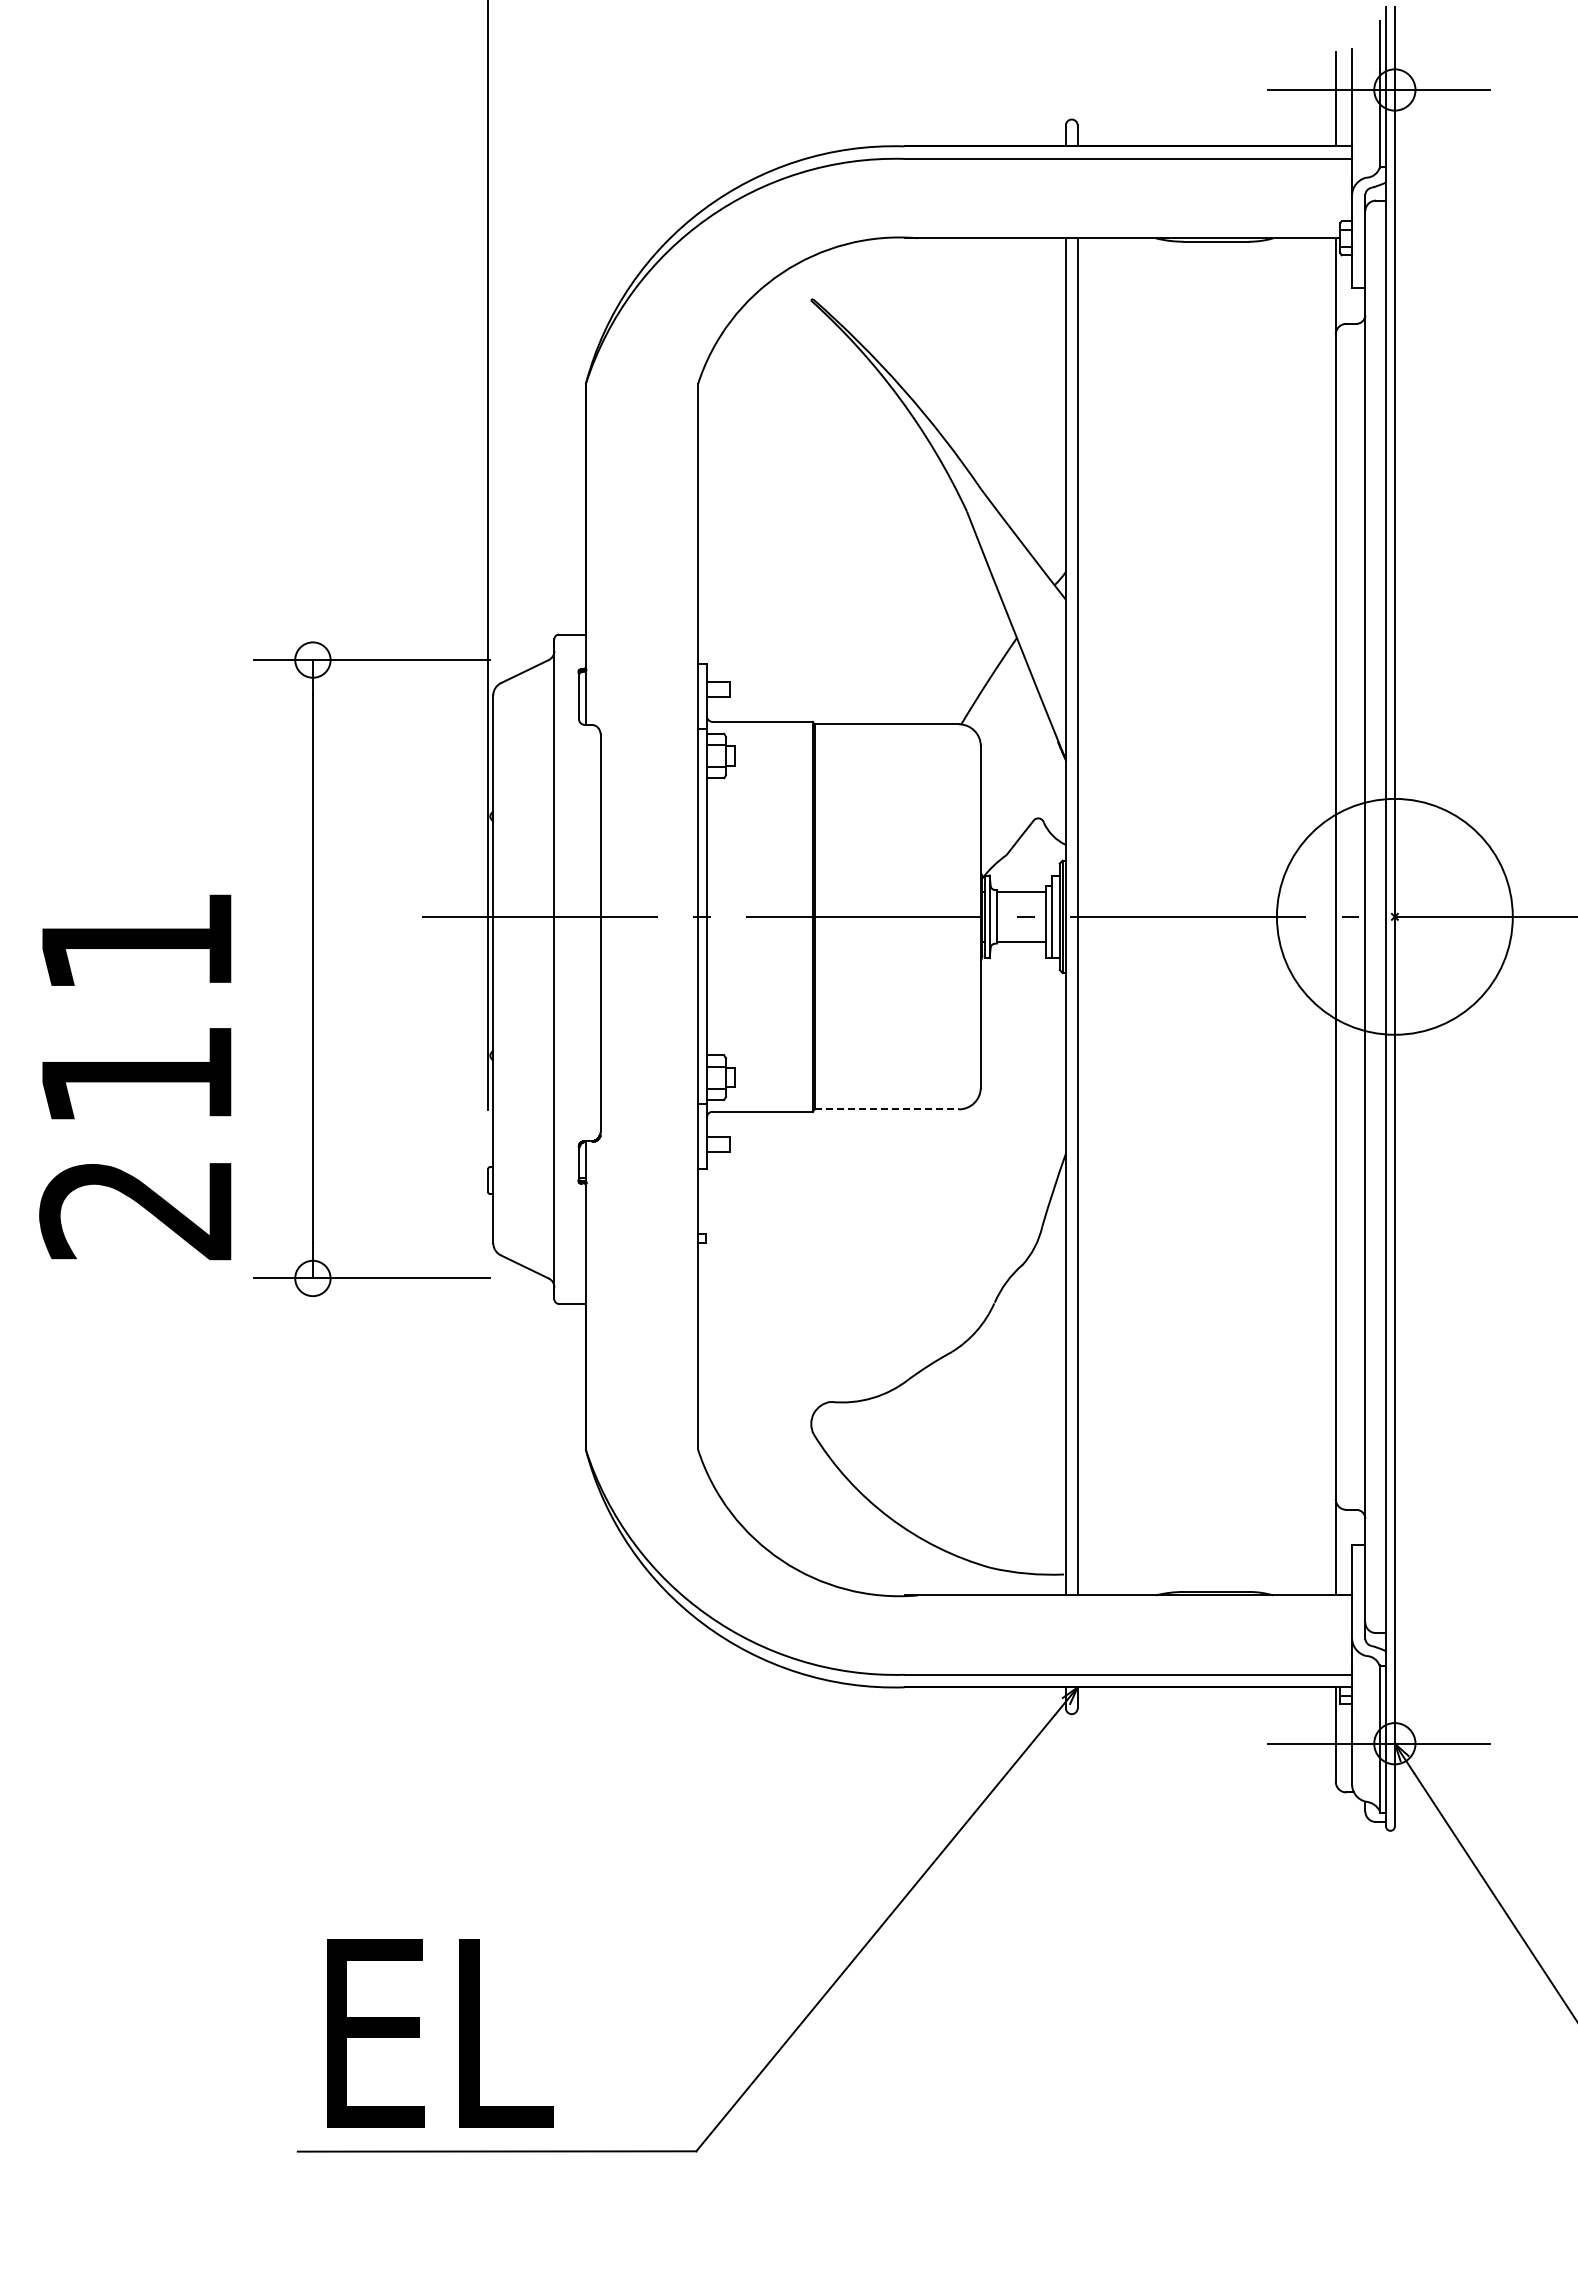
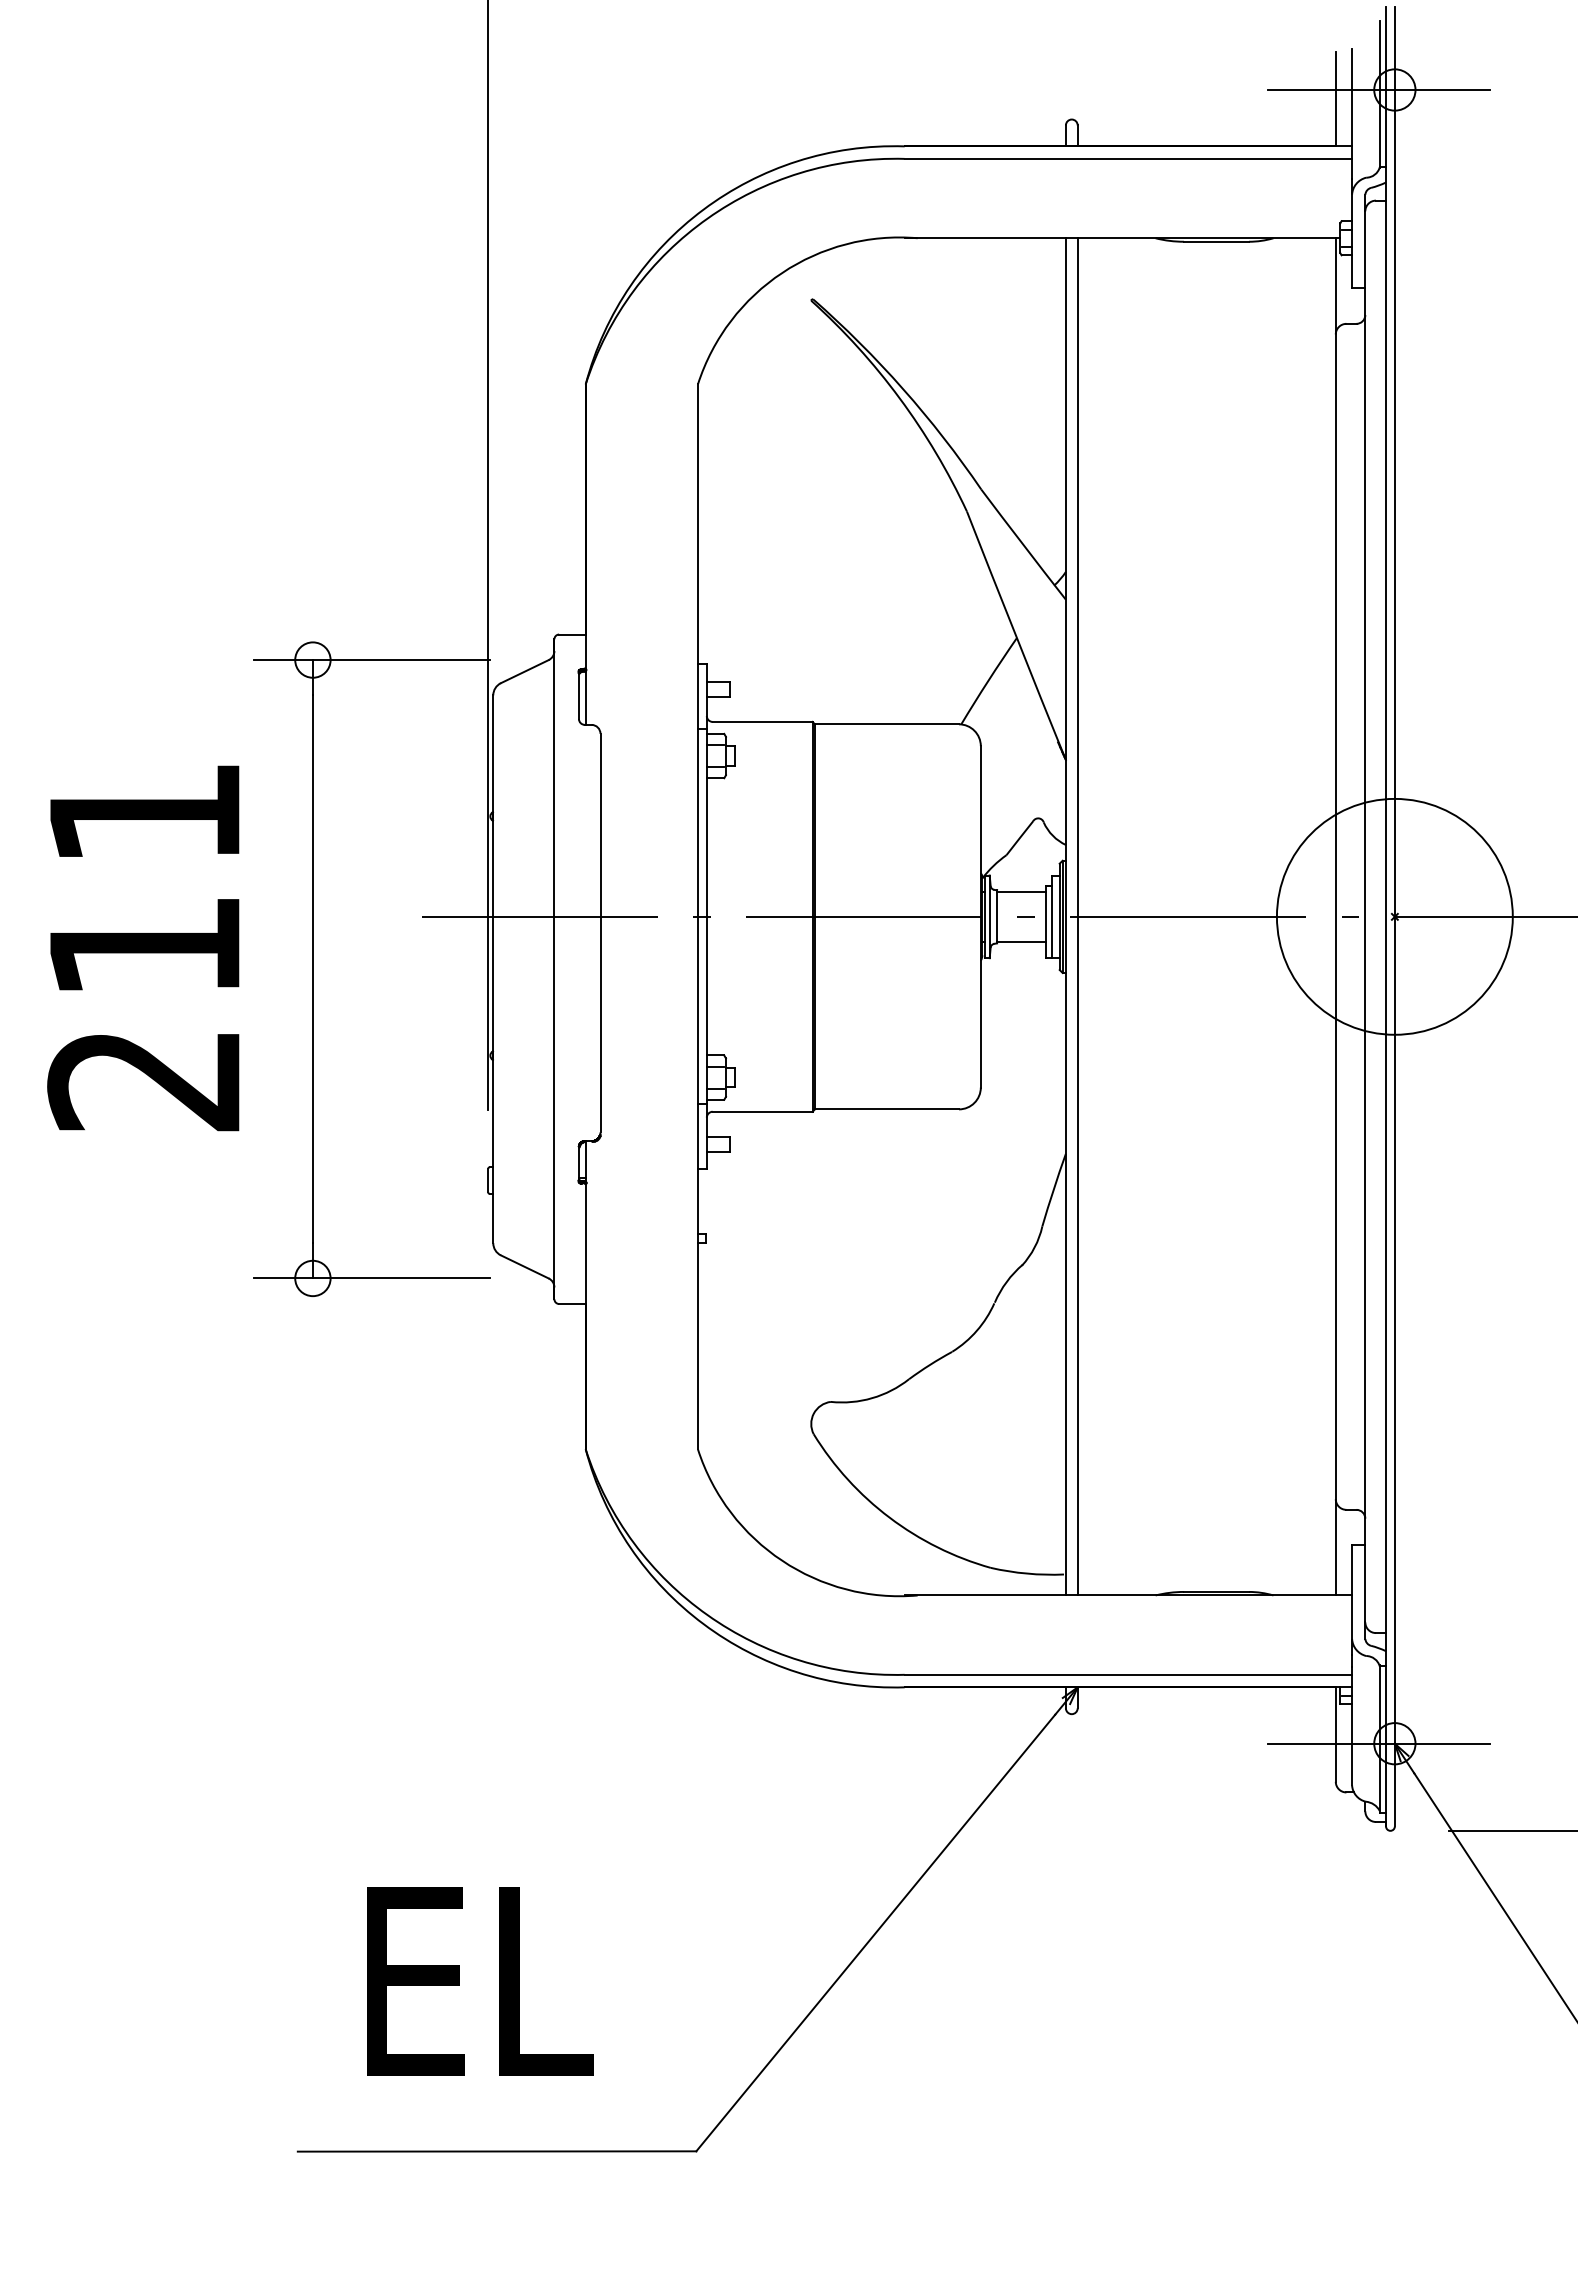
text position: (135, 1077) -> (143, 948) (143, 948)
line: dashed -> solid (887, 1109)
line: none -> present (1511, 1830)
text position: (440, 2033) -> (480, 1981) (480, 1981)
